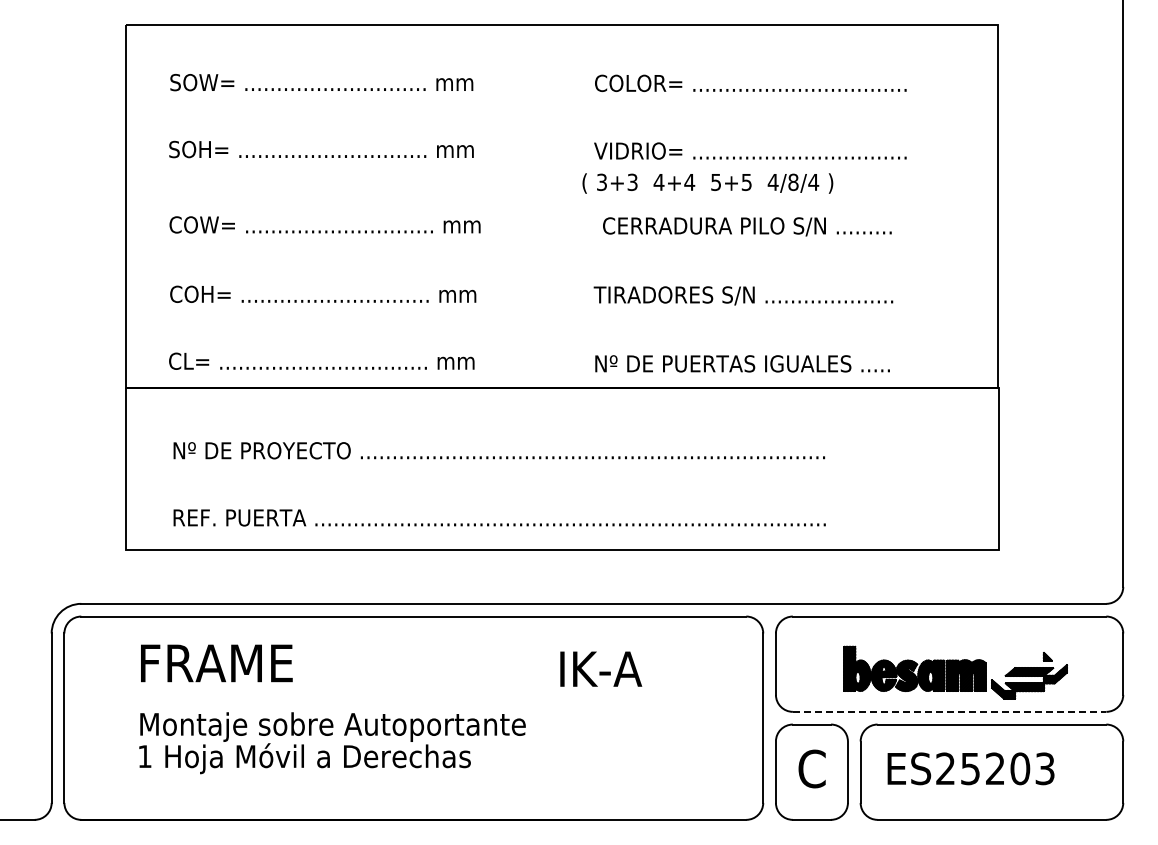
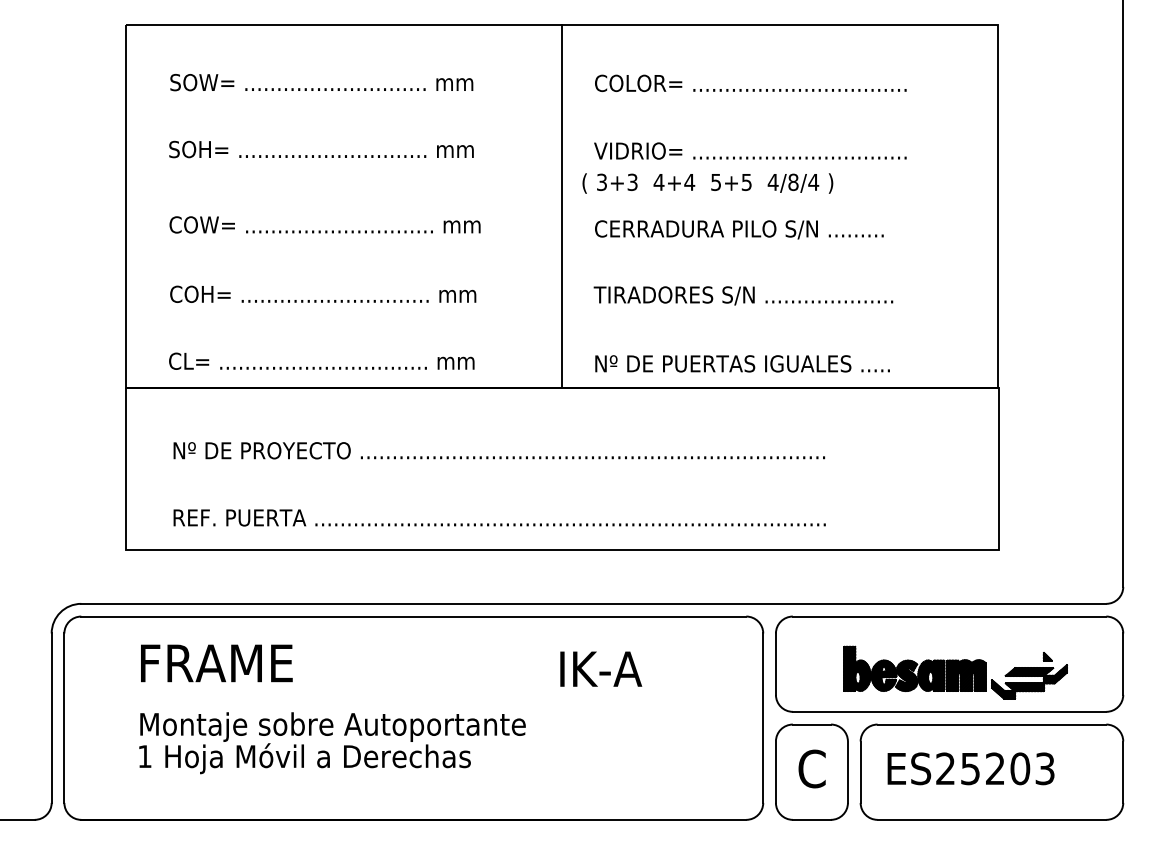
line: none -> present (562, 206)
text position: (747, 226) -> (739, 229) (739, 229)
line: dashed -> solid (949, 711)
